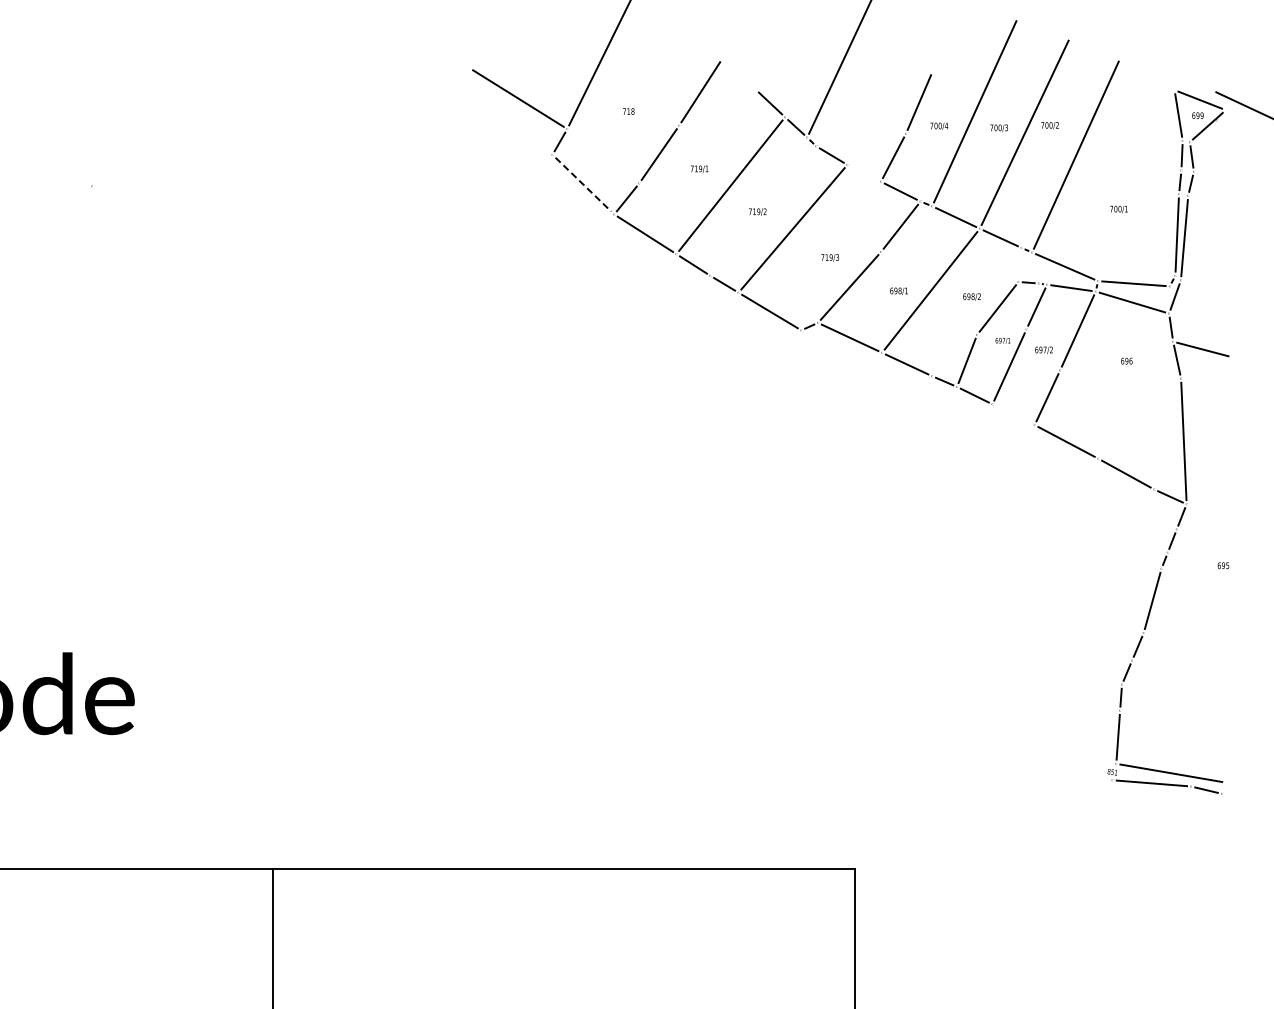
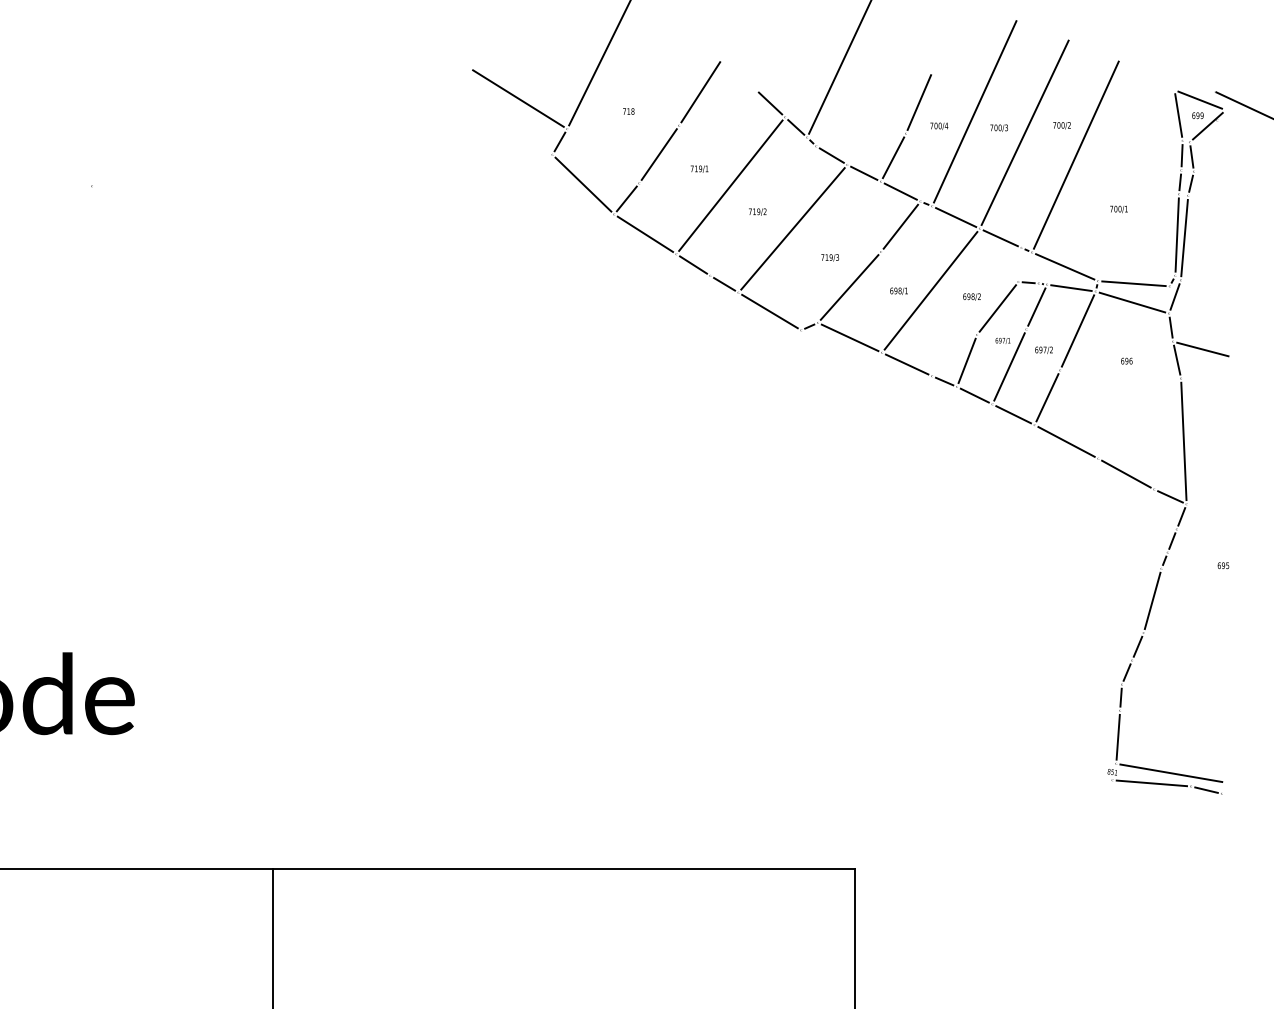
text position: (1049, 125) -> (1061, 125) (1061, 125)
line: none -> present (864, 172)
line: dashed -> solid (583, 184)
line: none -> present (1013, 414)
